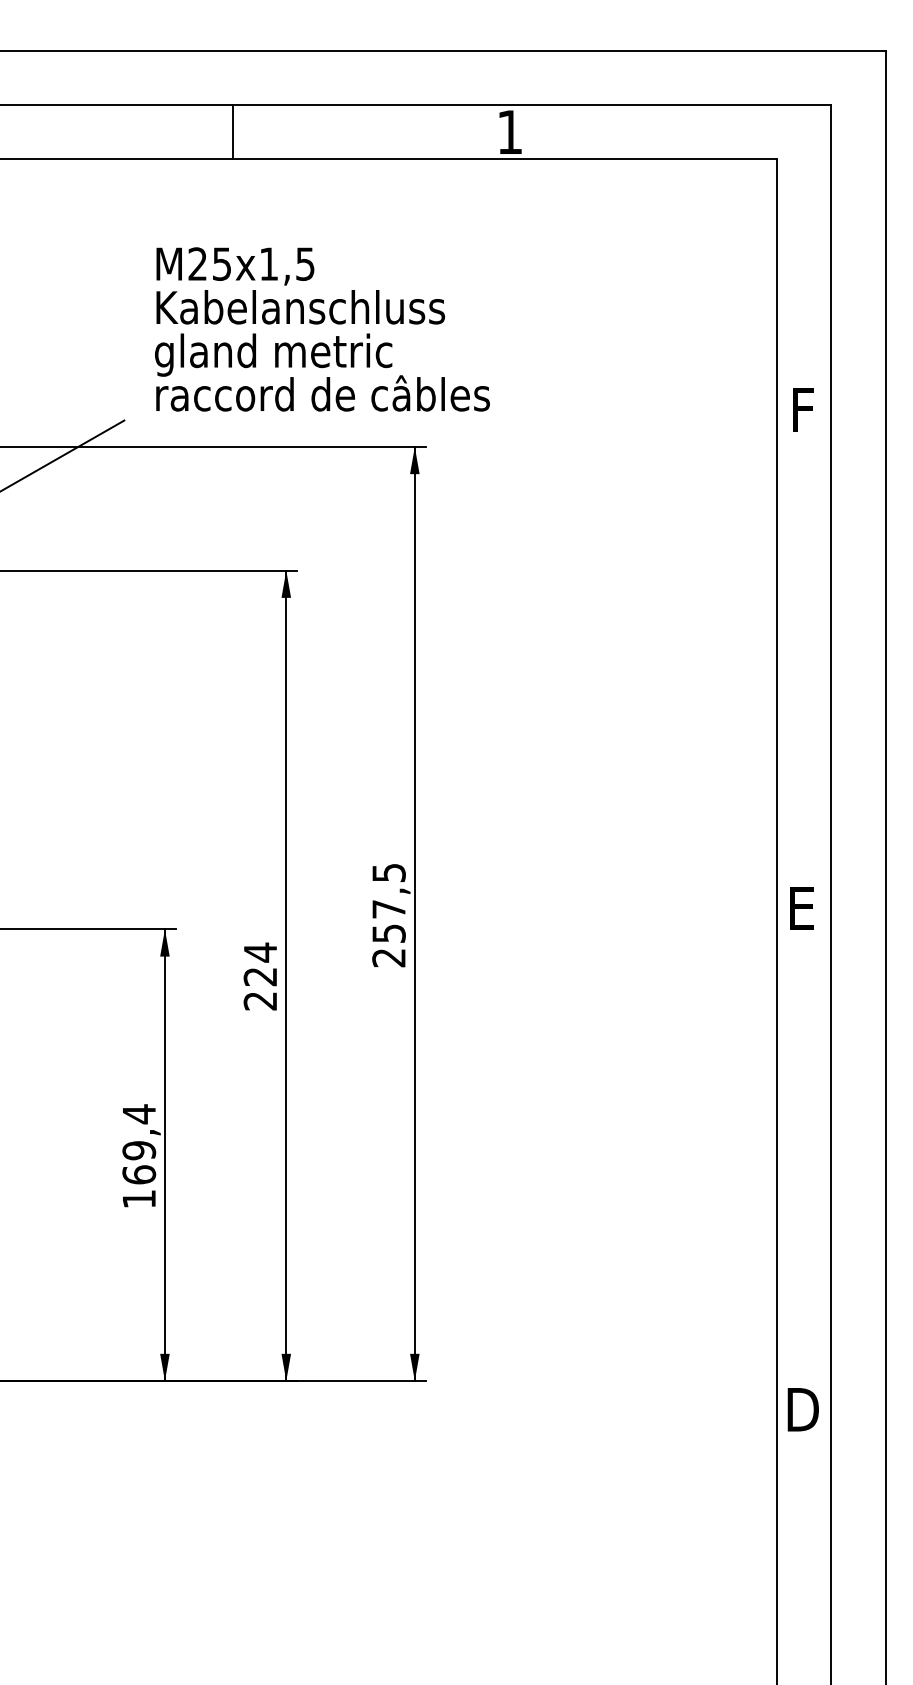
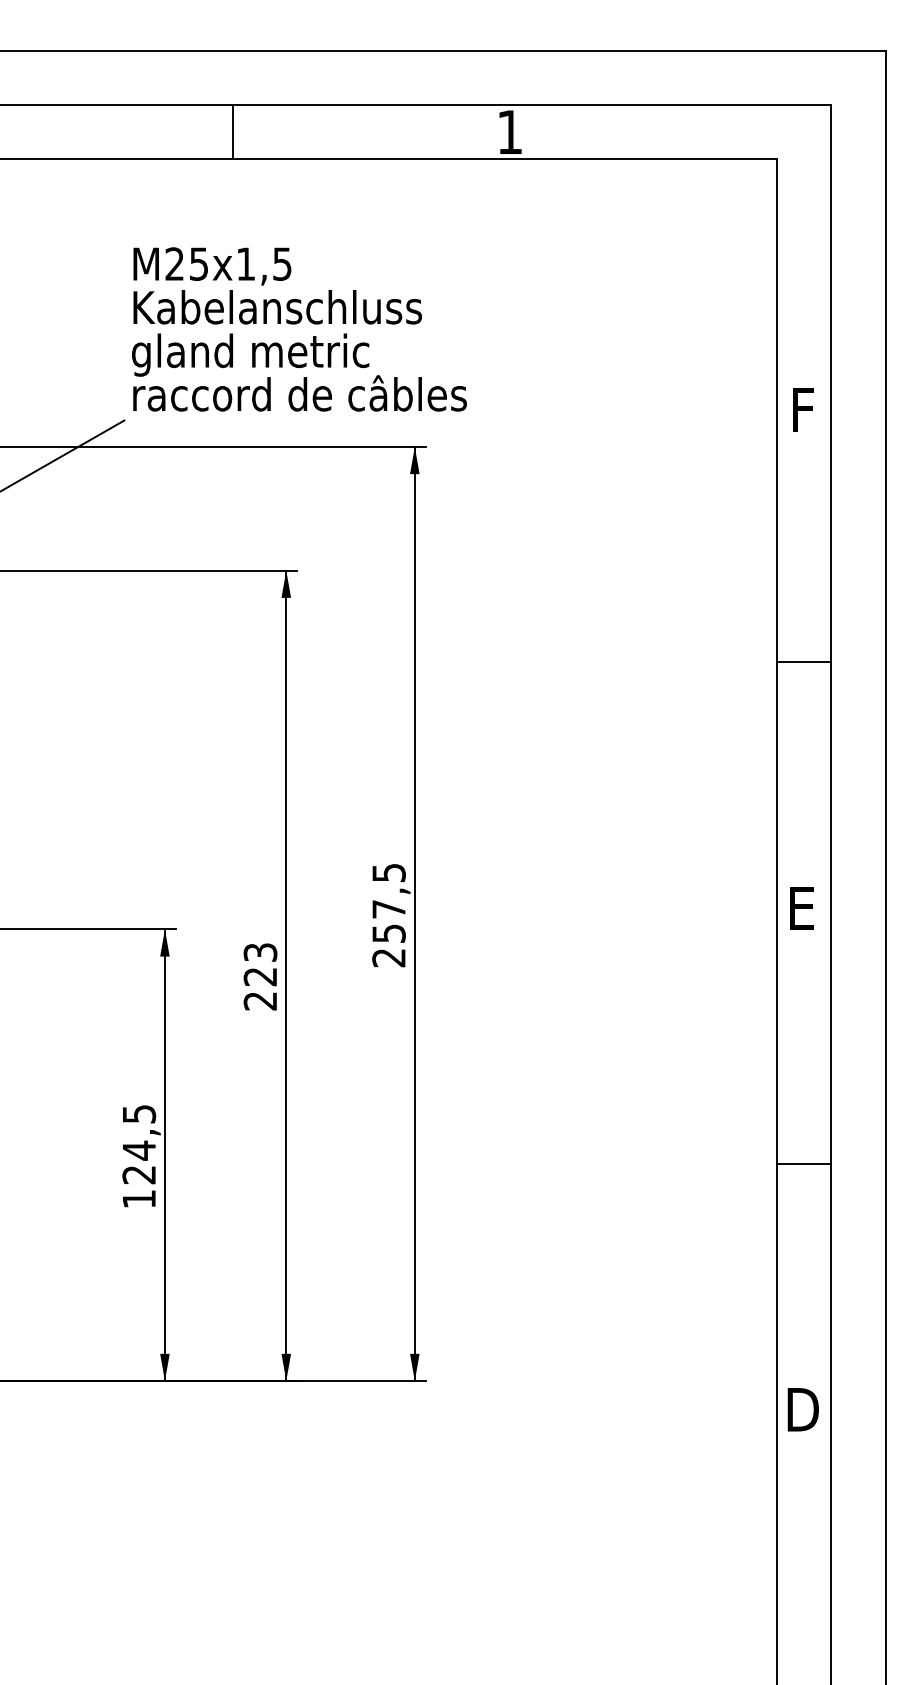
text position: (322, 329) -> (299, 329) (299, 329)
line: none -> present (803, 661)
text: 224 -> 223 (260, 952)
text: 169,4 -> 124,5 (139, 1144)
line: none -> present (803, 1164)
